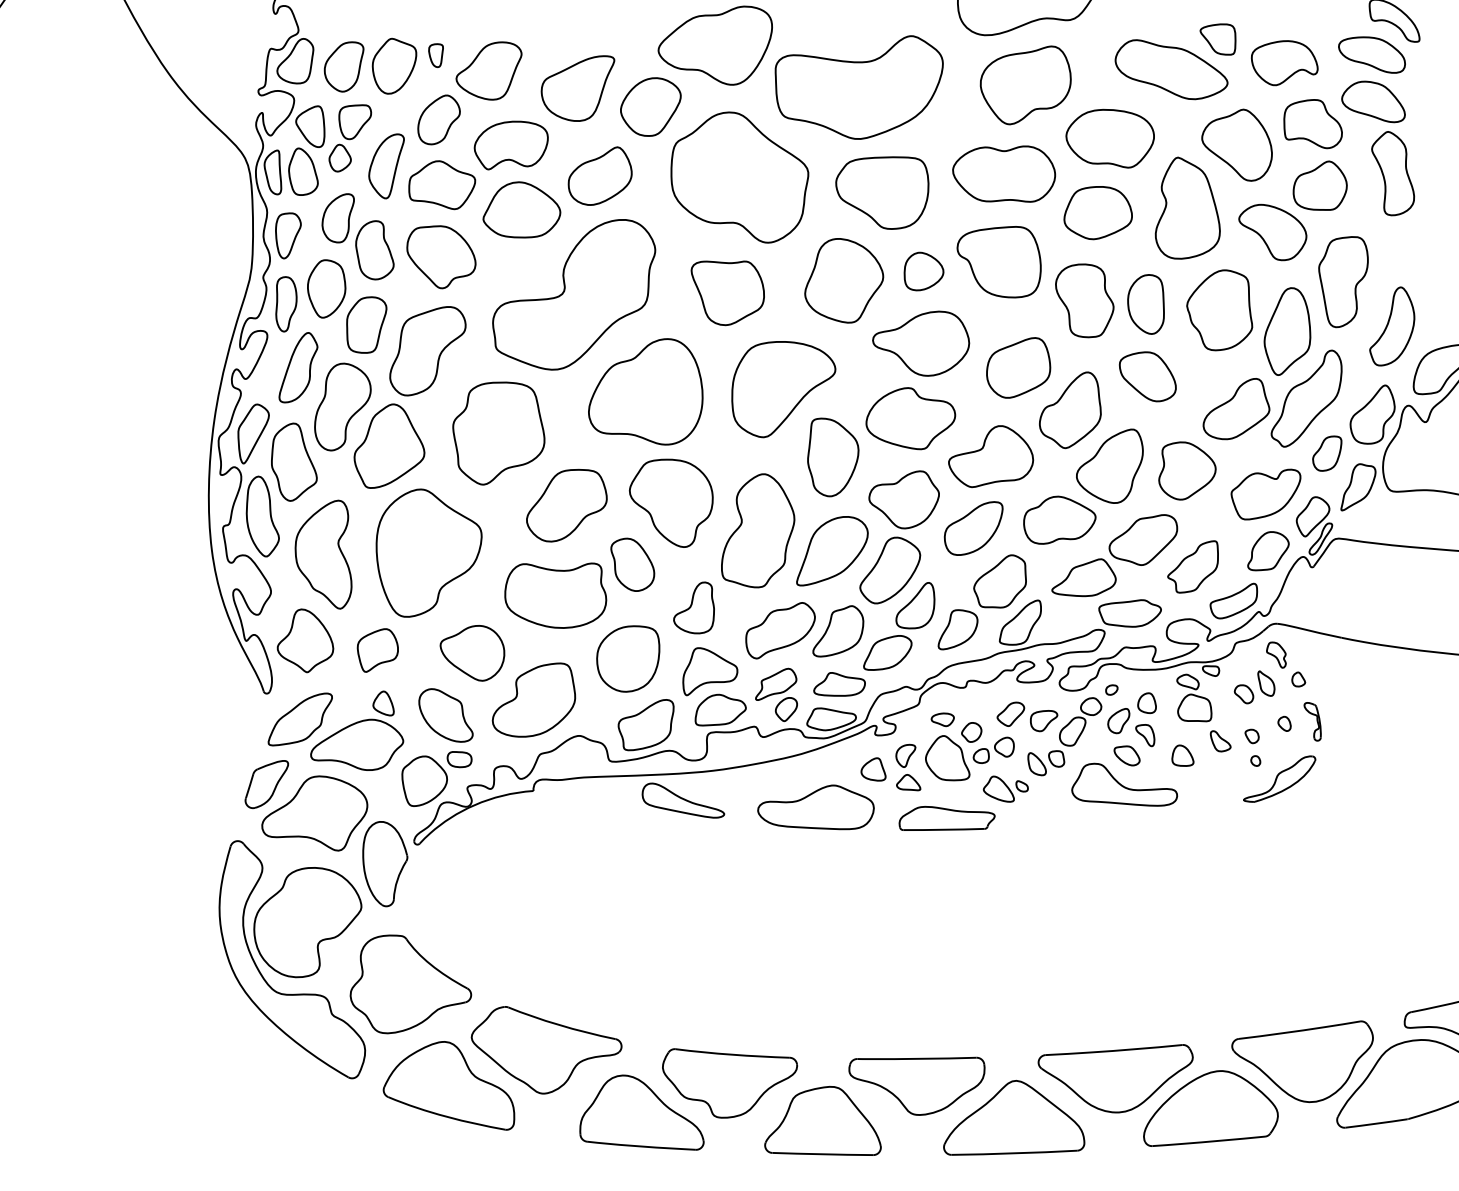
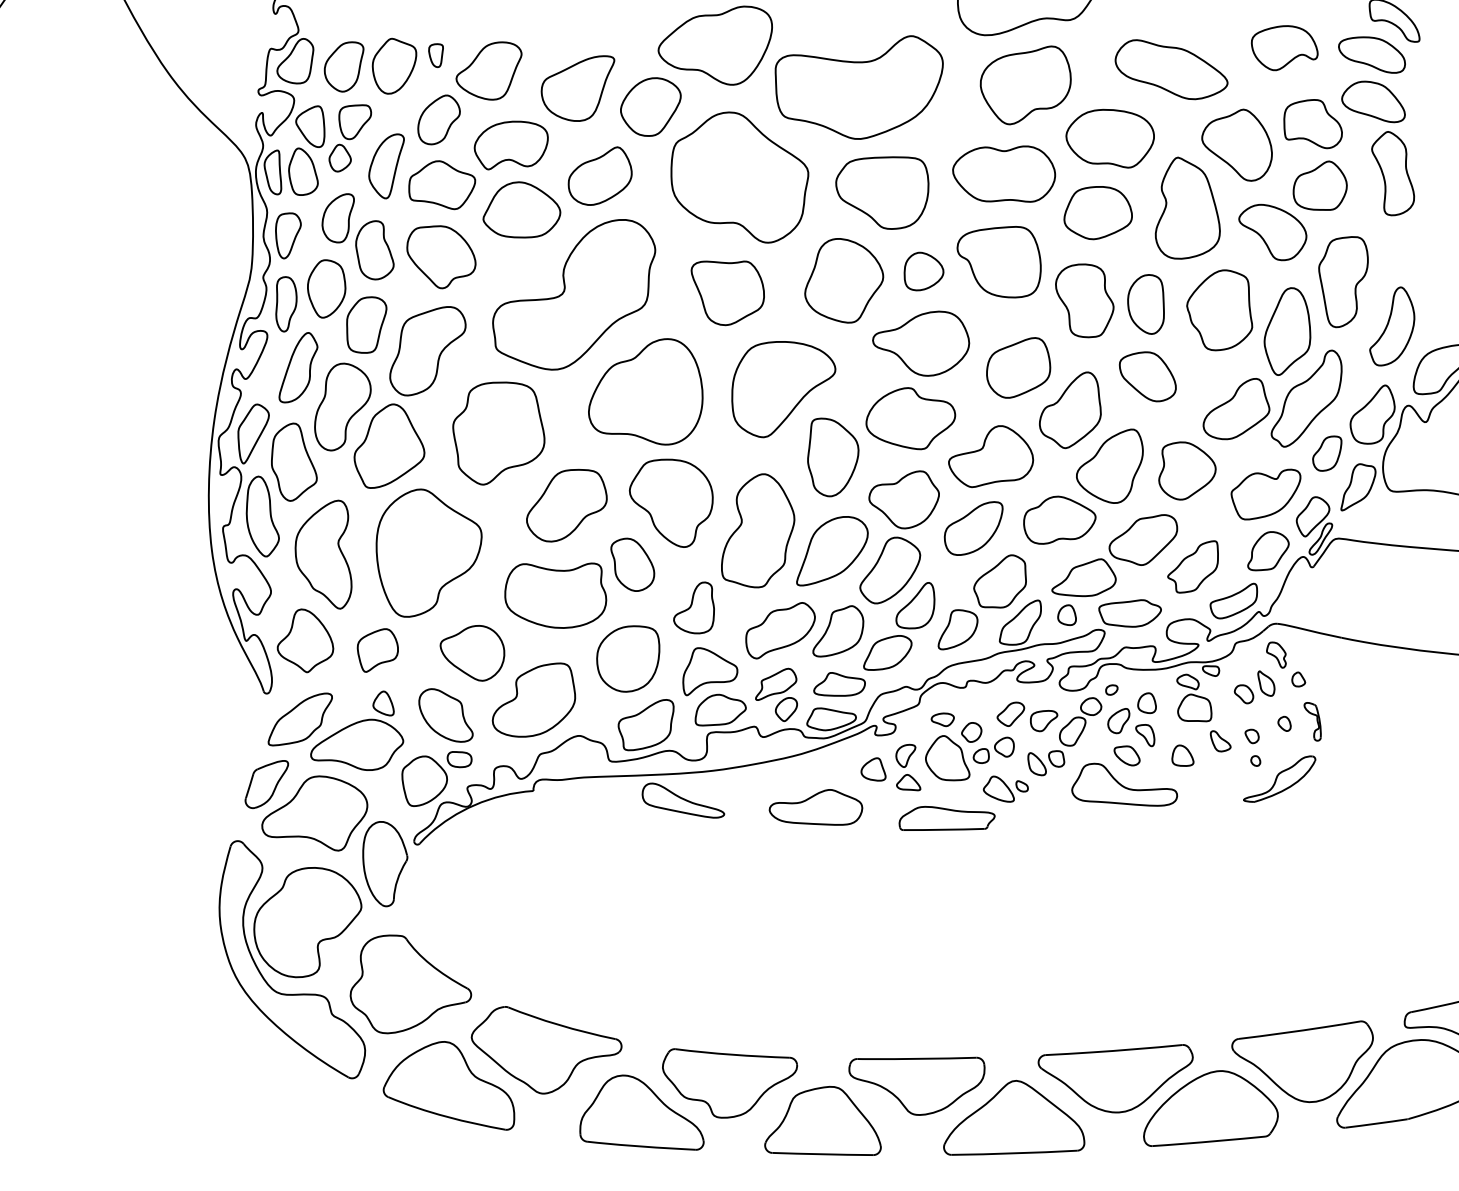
part: present -> none (1217, 39)
part position: (1284, 63) -> (1284, 48) (1284, 48)
part: none -> present (1066, 615)
part size: 118x47 px -> 96x37 px (815, 807)
